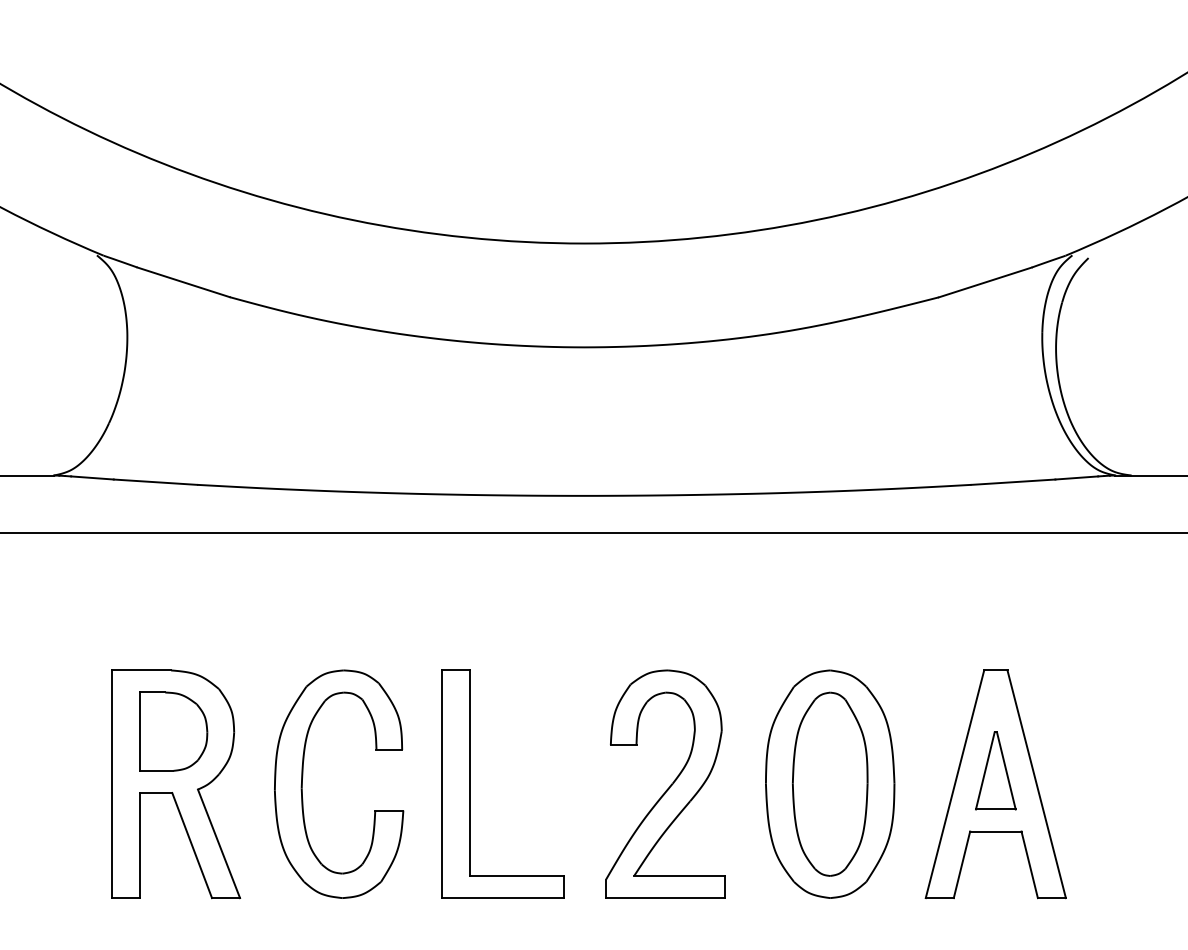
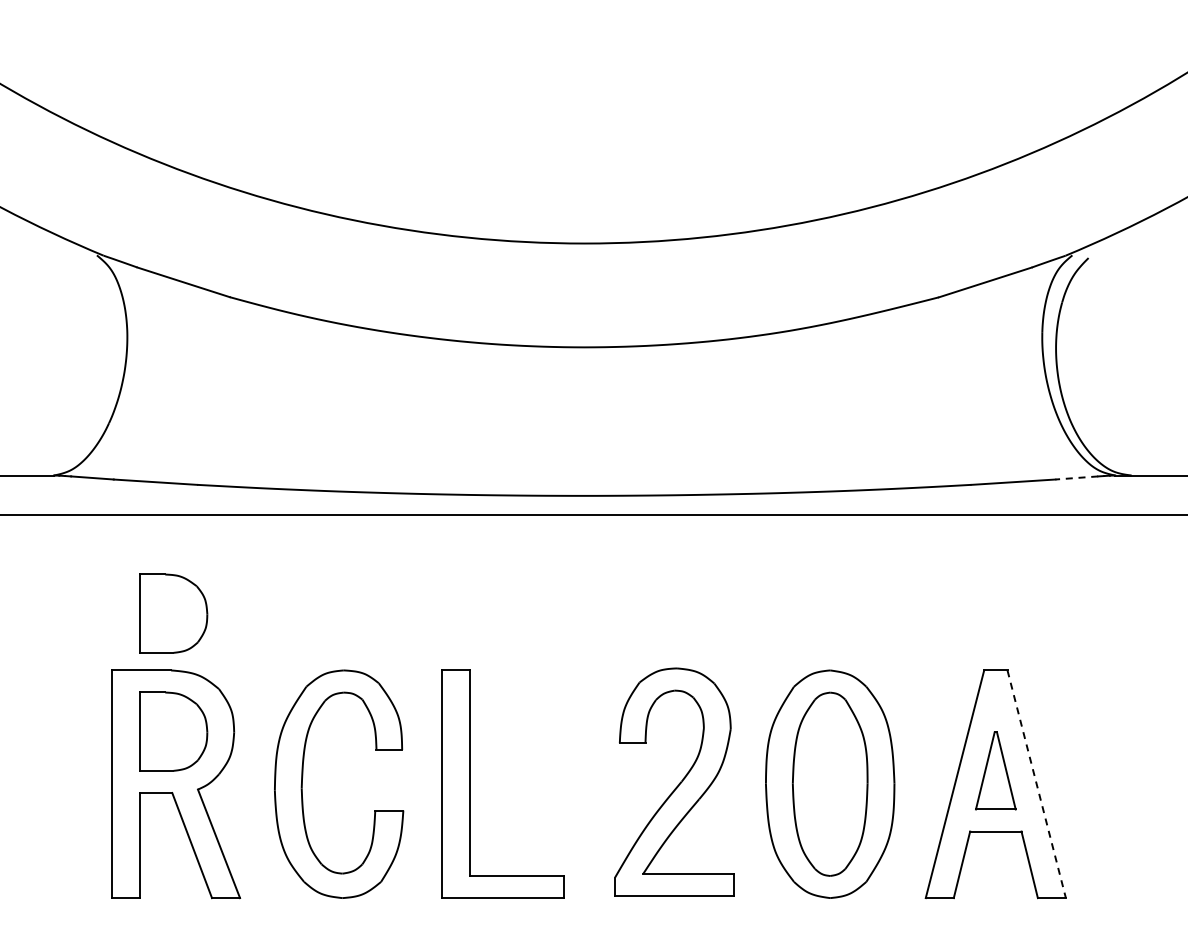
line: solid -> dashed (1076, 478)
line position: (593, 532) -> (593, 514) (593, 514)
part: none -> present (173, 613)
part position: (665, 783) -> (674, 781) (674, 781)
line: solid -> dashed (1036, 784)
